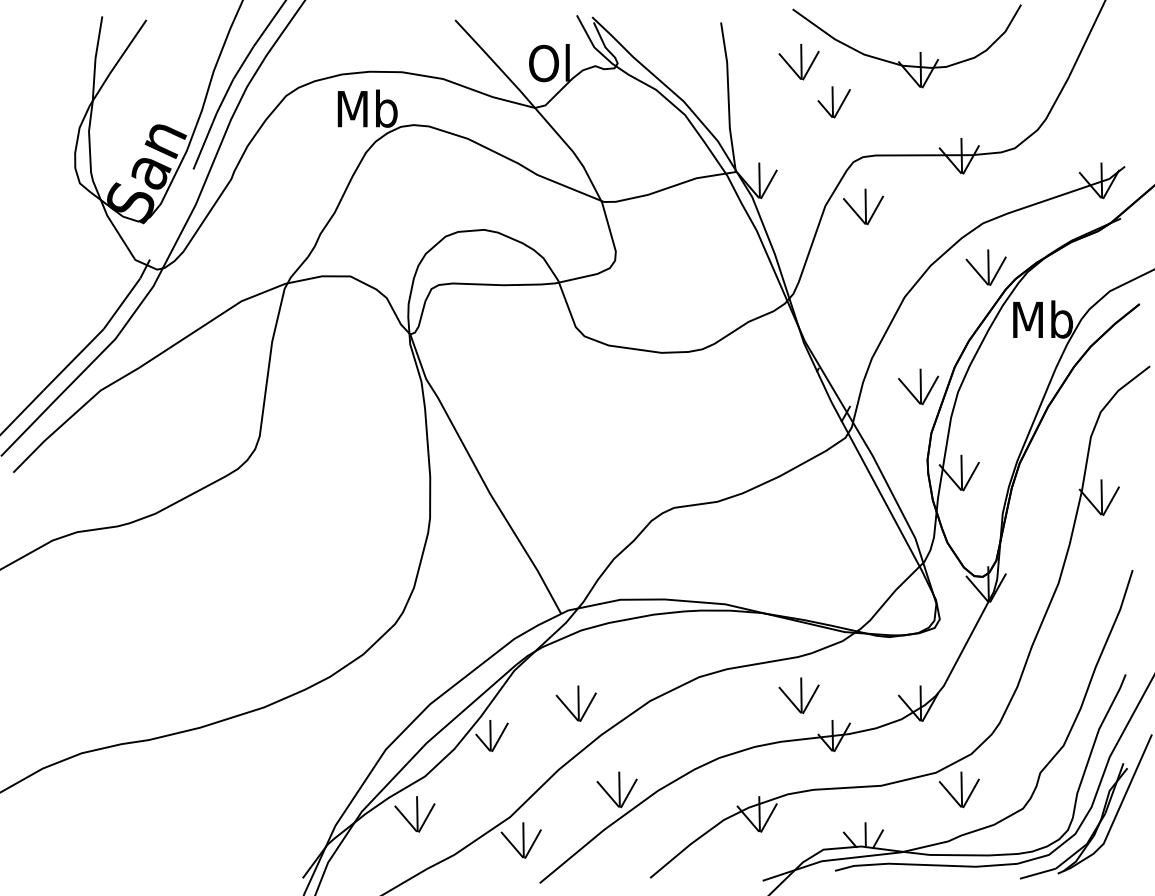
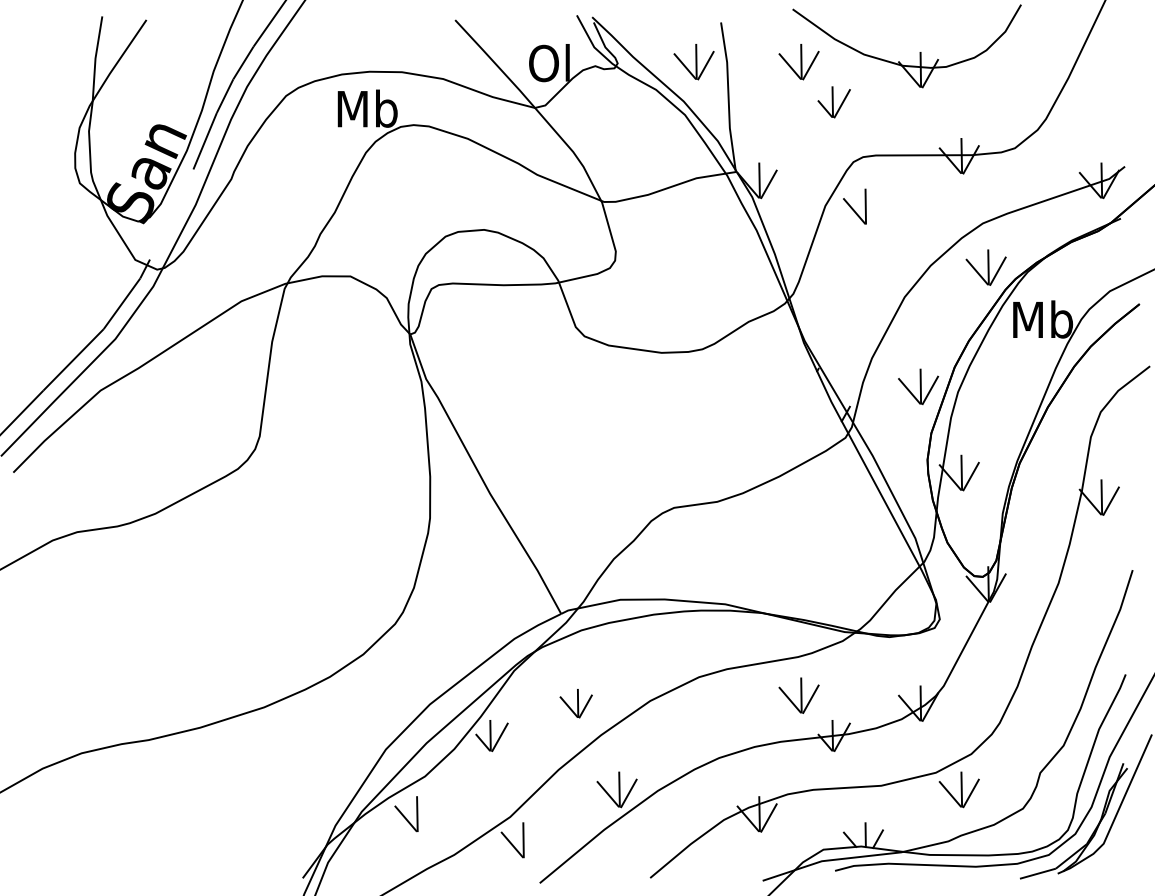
part: none -> present (693, 62)
line: present -> none (874, 210)
part size: 42x37 px -> 34x30 px (575, 703)
line: present -> none (426, 817)
line: present -> none (532, 843)
